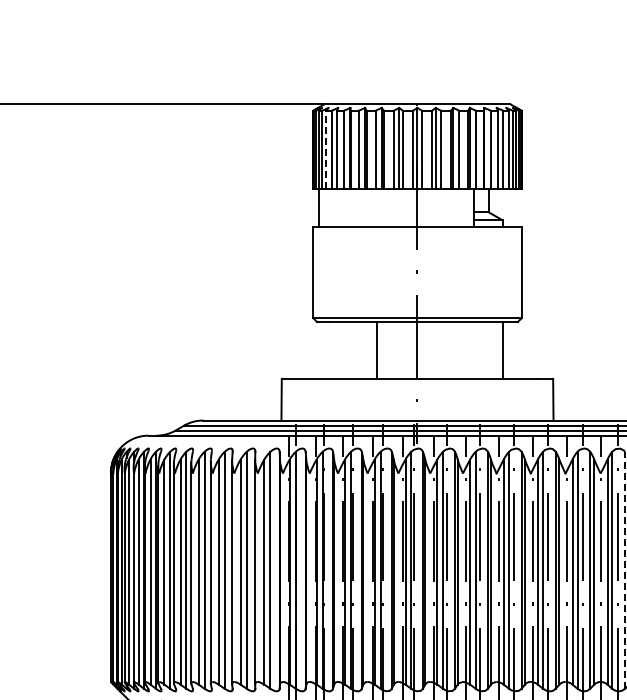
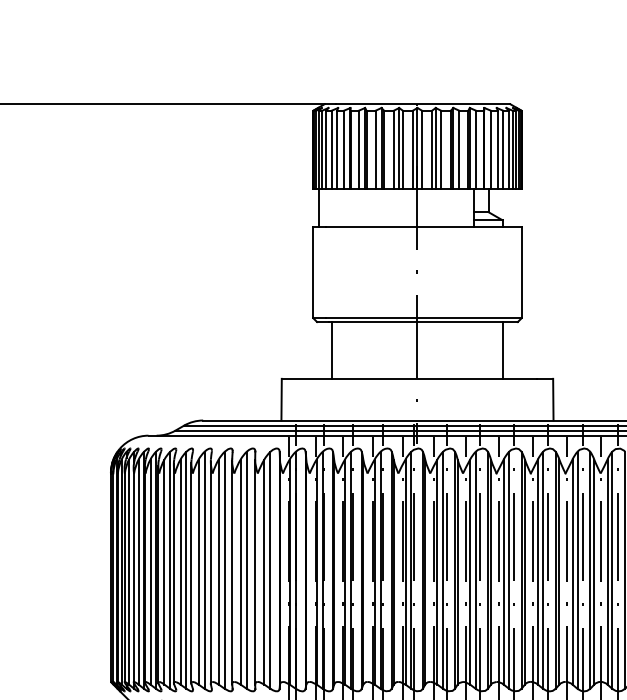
line: dashed -> solid (326, 149)
line position: (377, 350) -> (332, 350) (332, 350)
line: dashed -> solid (625, 570)
